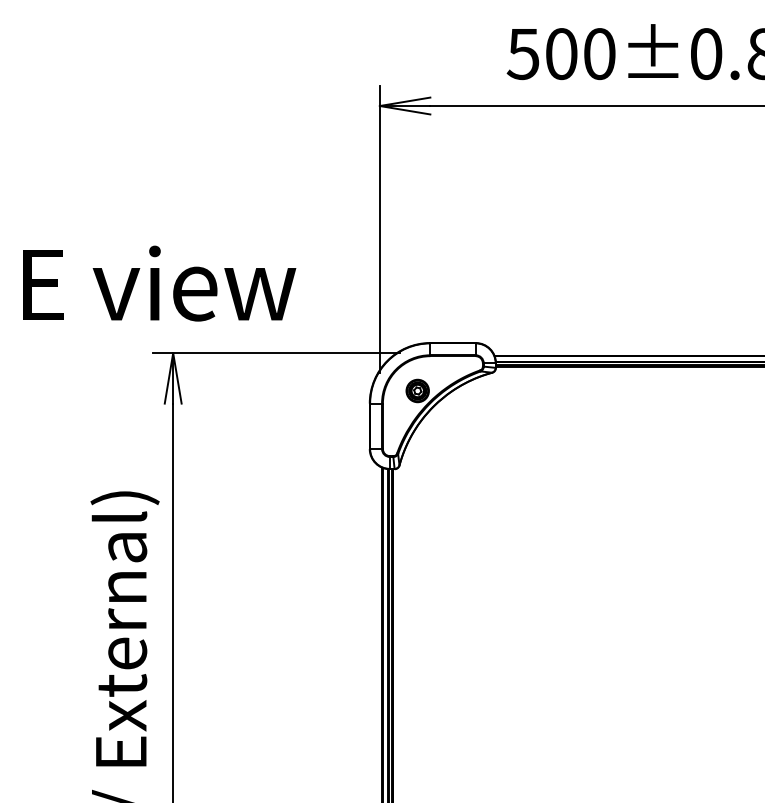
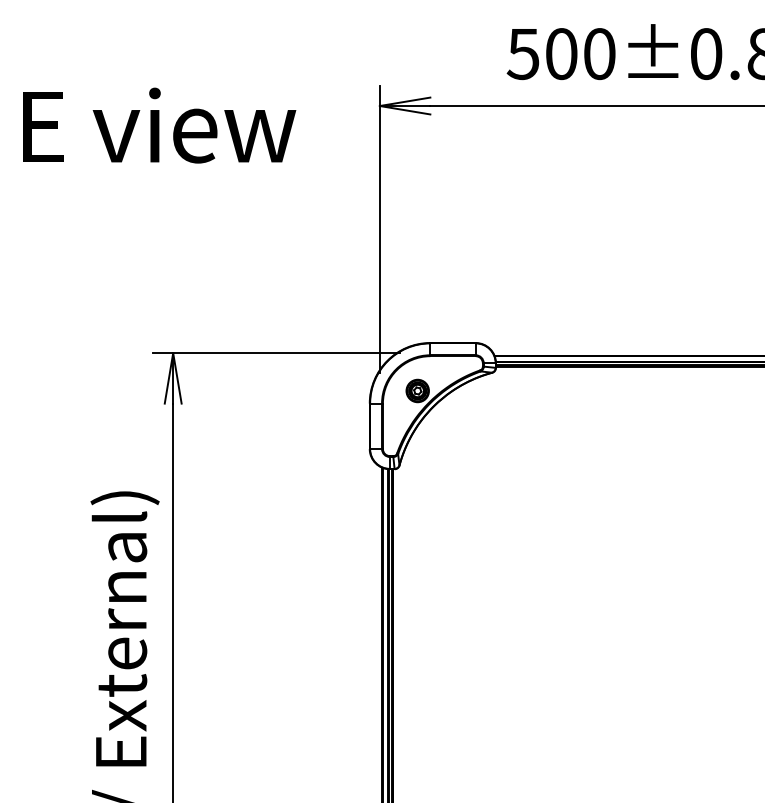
text position: (159, 283) -> (159, 125) (159, 125)
